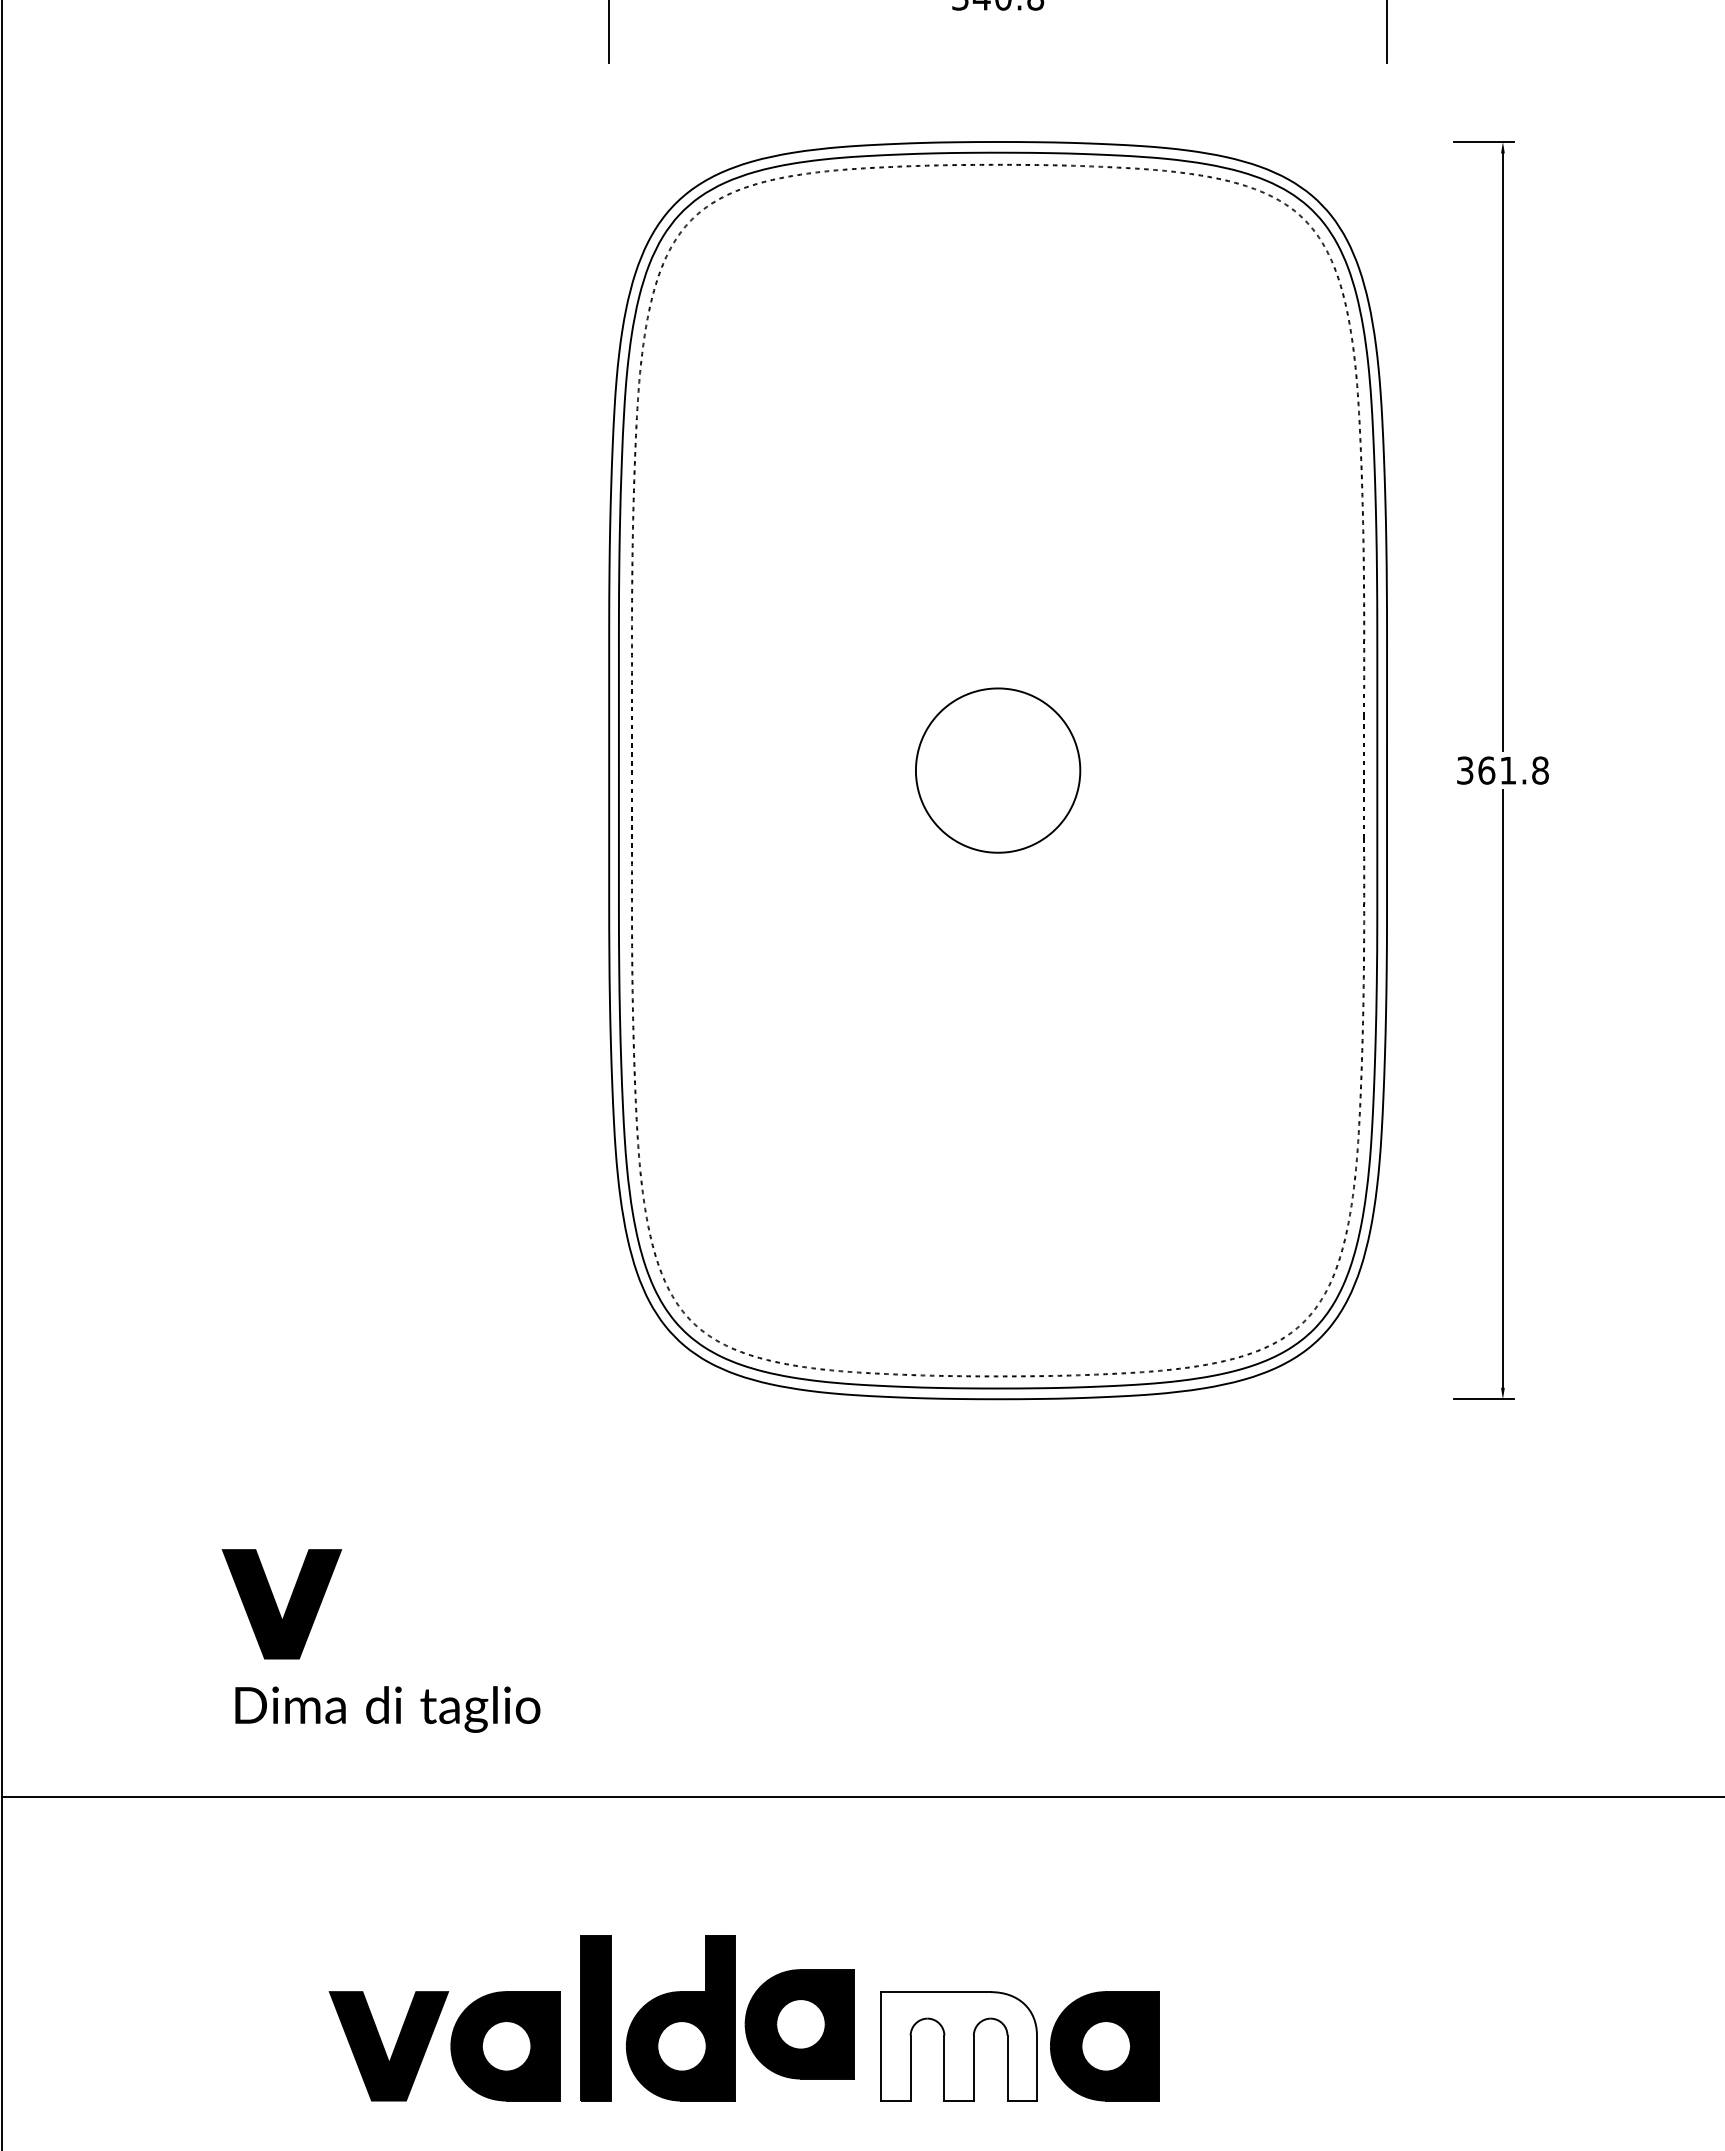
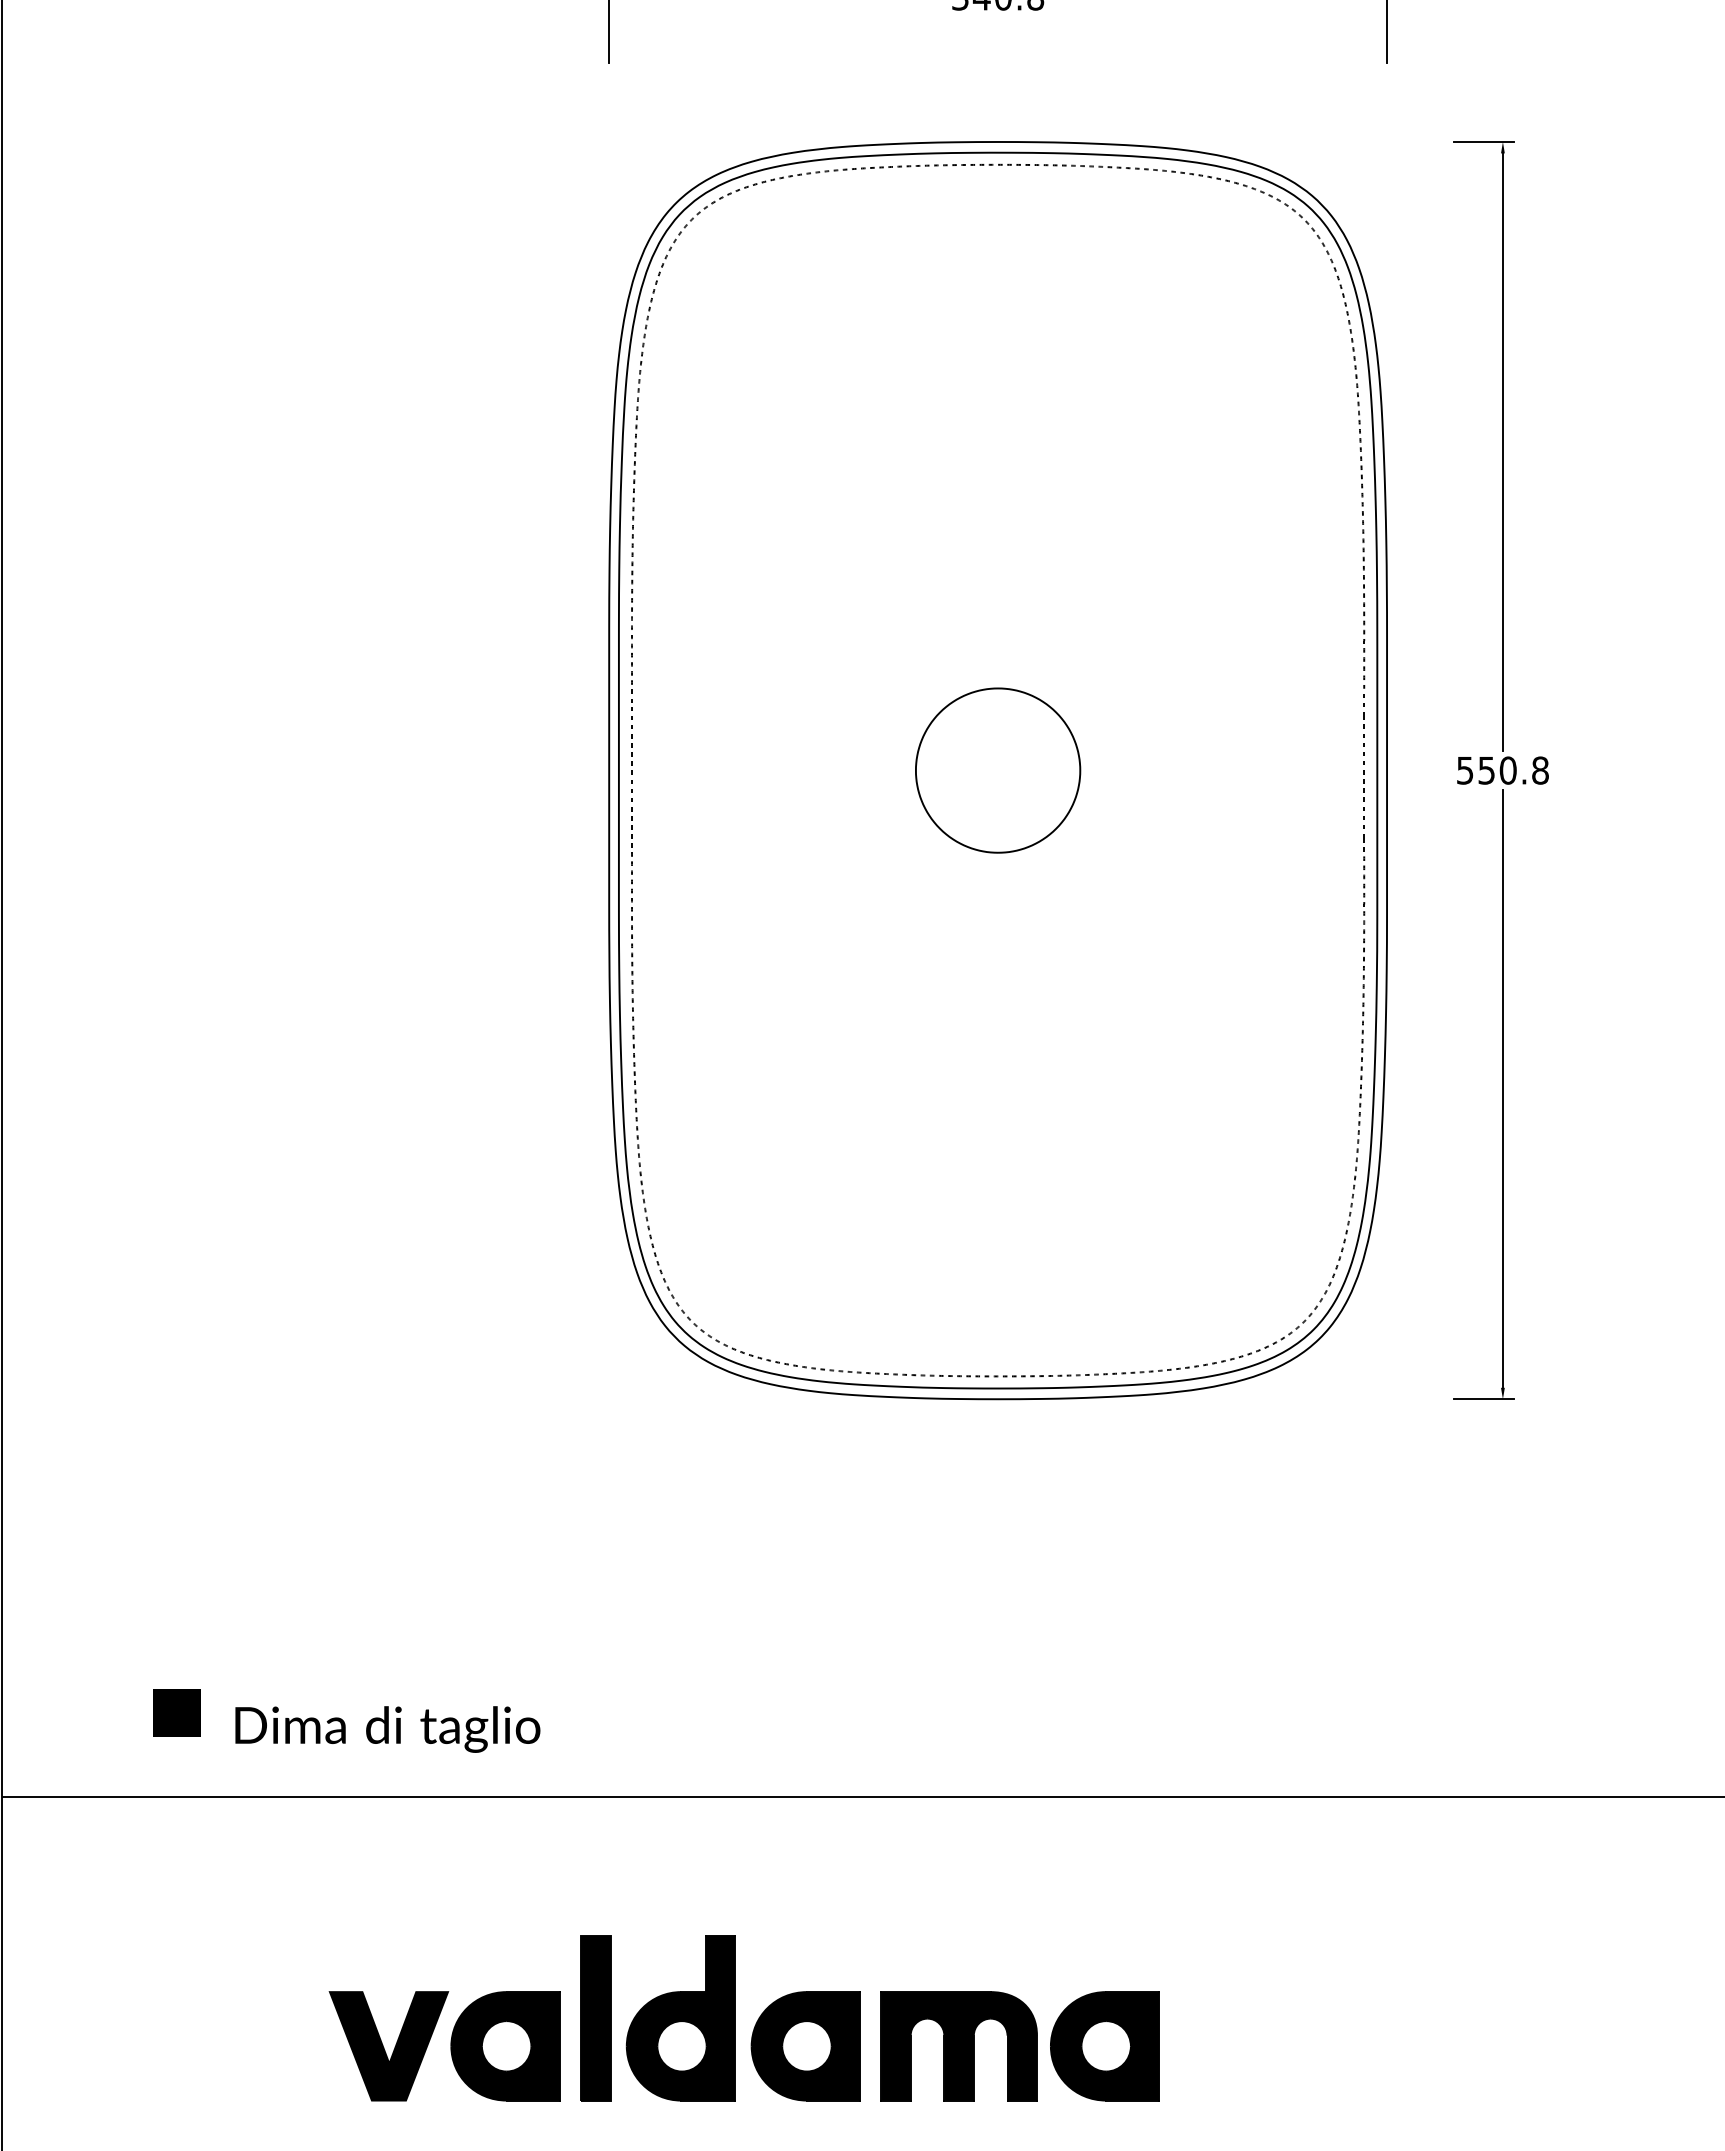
text: 361.8 -> 550.8 (1486, 770)
part: present -> none (281, 1604)
text position: (387, 1709) -> (387, 1729) (387, 1729)
fill: none -> present (176, 1713)
part position: (799, 2024) -> (805, 2046) (805, 2046)
fill: none -> present (959, 2046)
